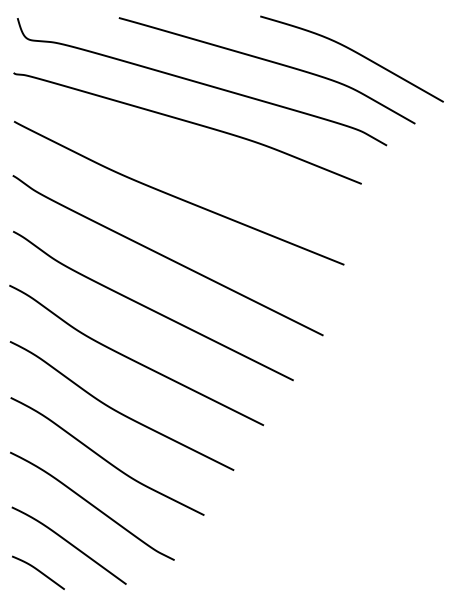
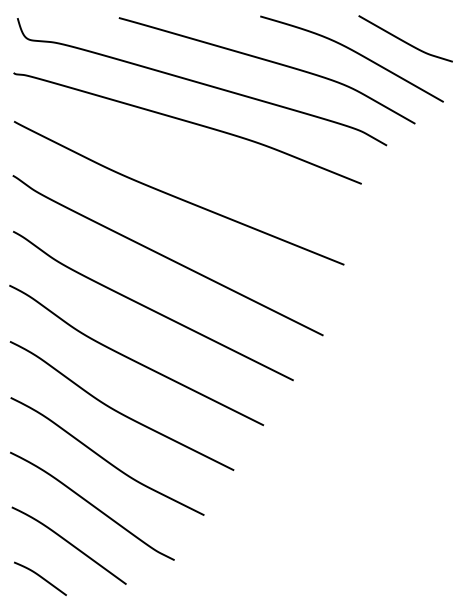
curve: none -> present (404, 40)
curve position: (38, 571) -> (40, 577) (40, 577)
